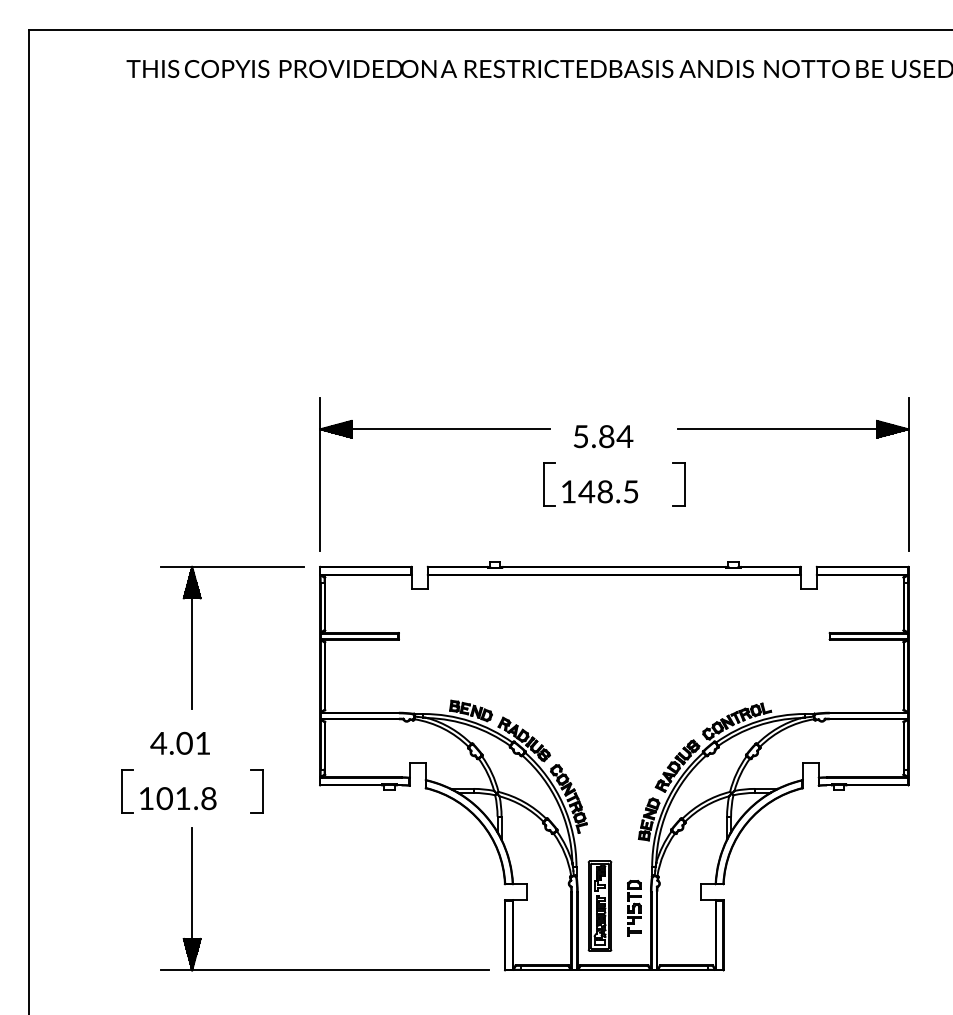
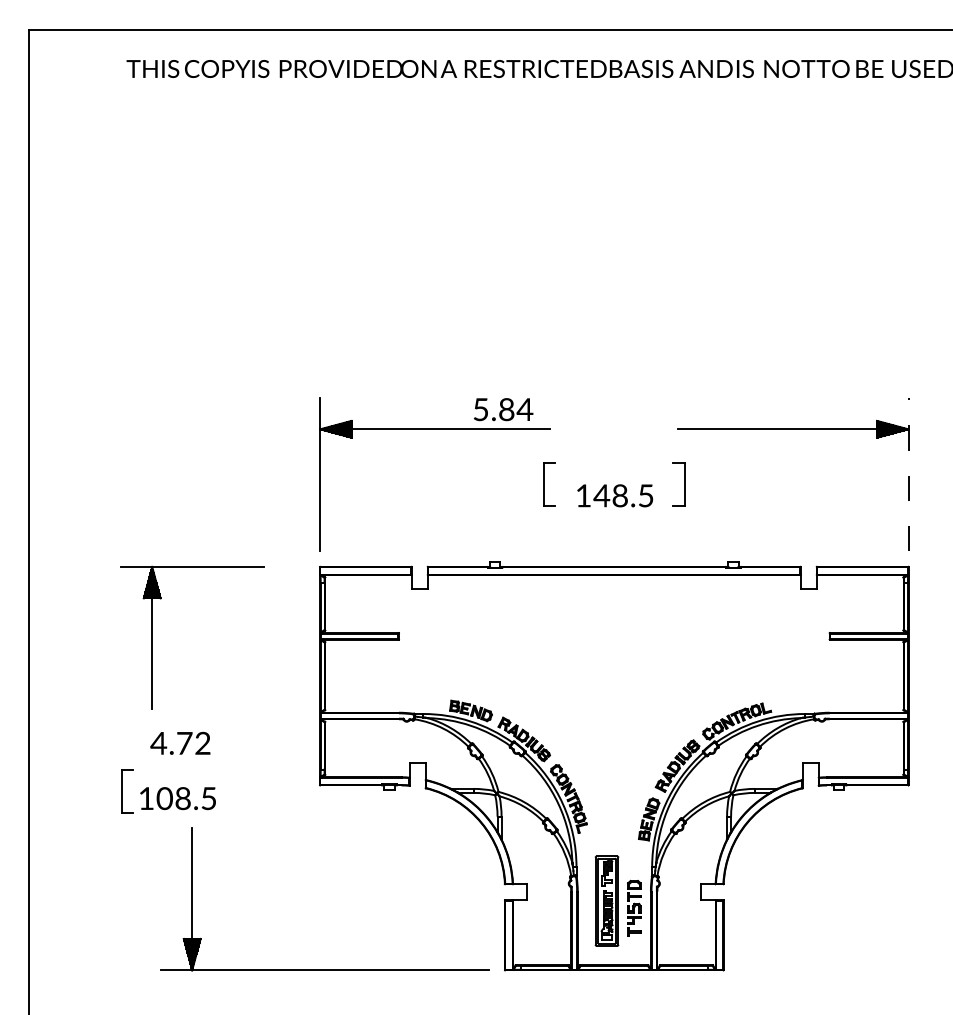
text position: (603, 436) -> (503, 409) (503, 409)
line: solid -> dashed (908, 474)
text position: (600, 491) -> (615, 495) (615, 495)
part position: (192, 637) -> (152, 637) (152, 637)
text: 4.01 -> 4.72 (193, 742)
part: present -> none (256, 791)
text: 101.8 -> 108.5 (195, 798)
part position: (599, 905) -> (606, 900) (606, 900)
